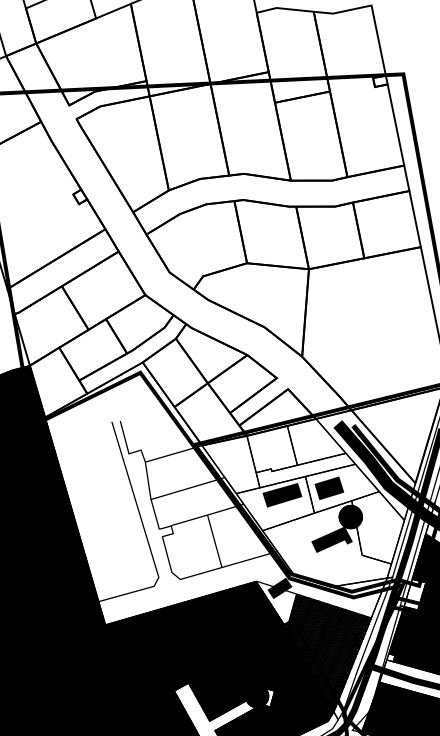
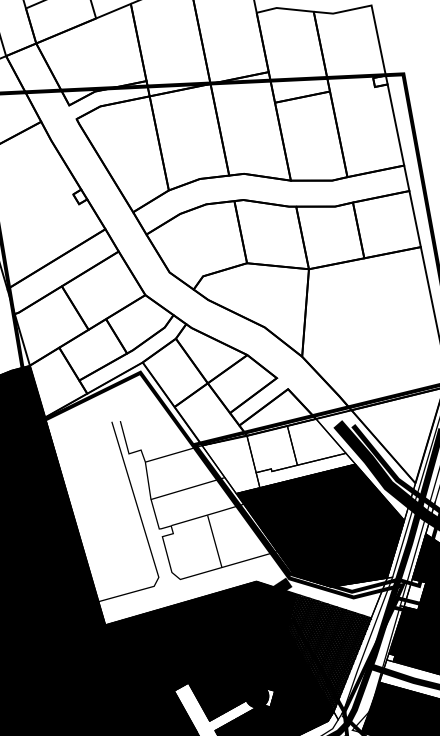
hatch: none -> present (320, 525)
hatch: none -> present (276, 604)
